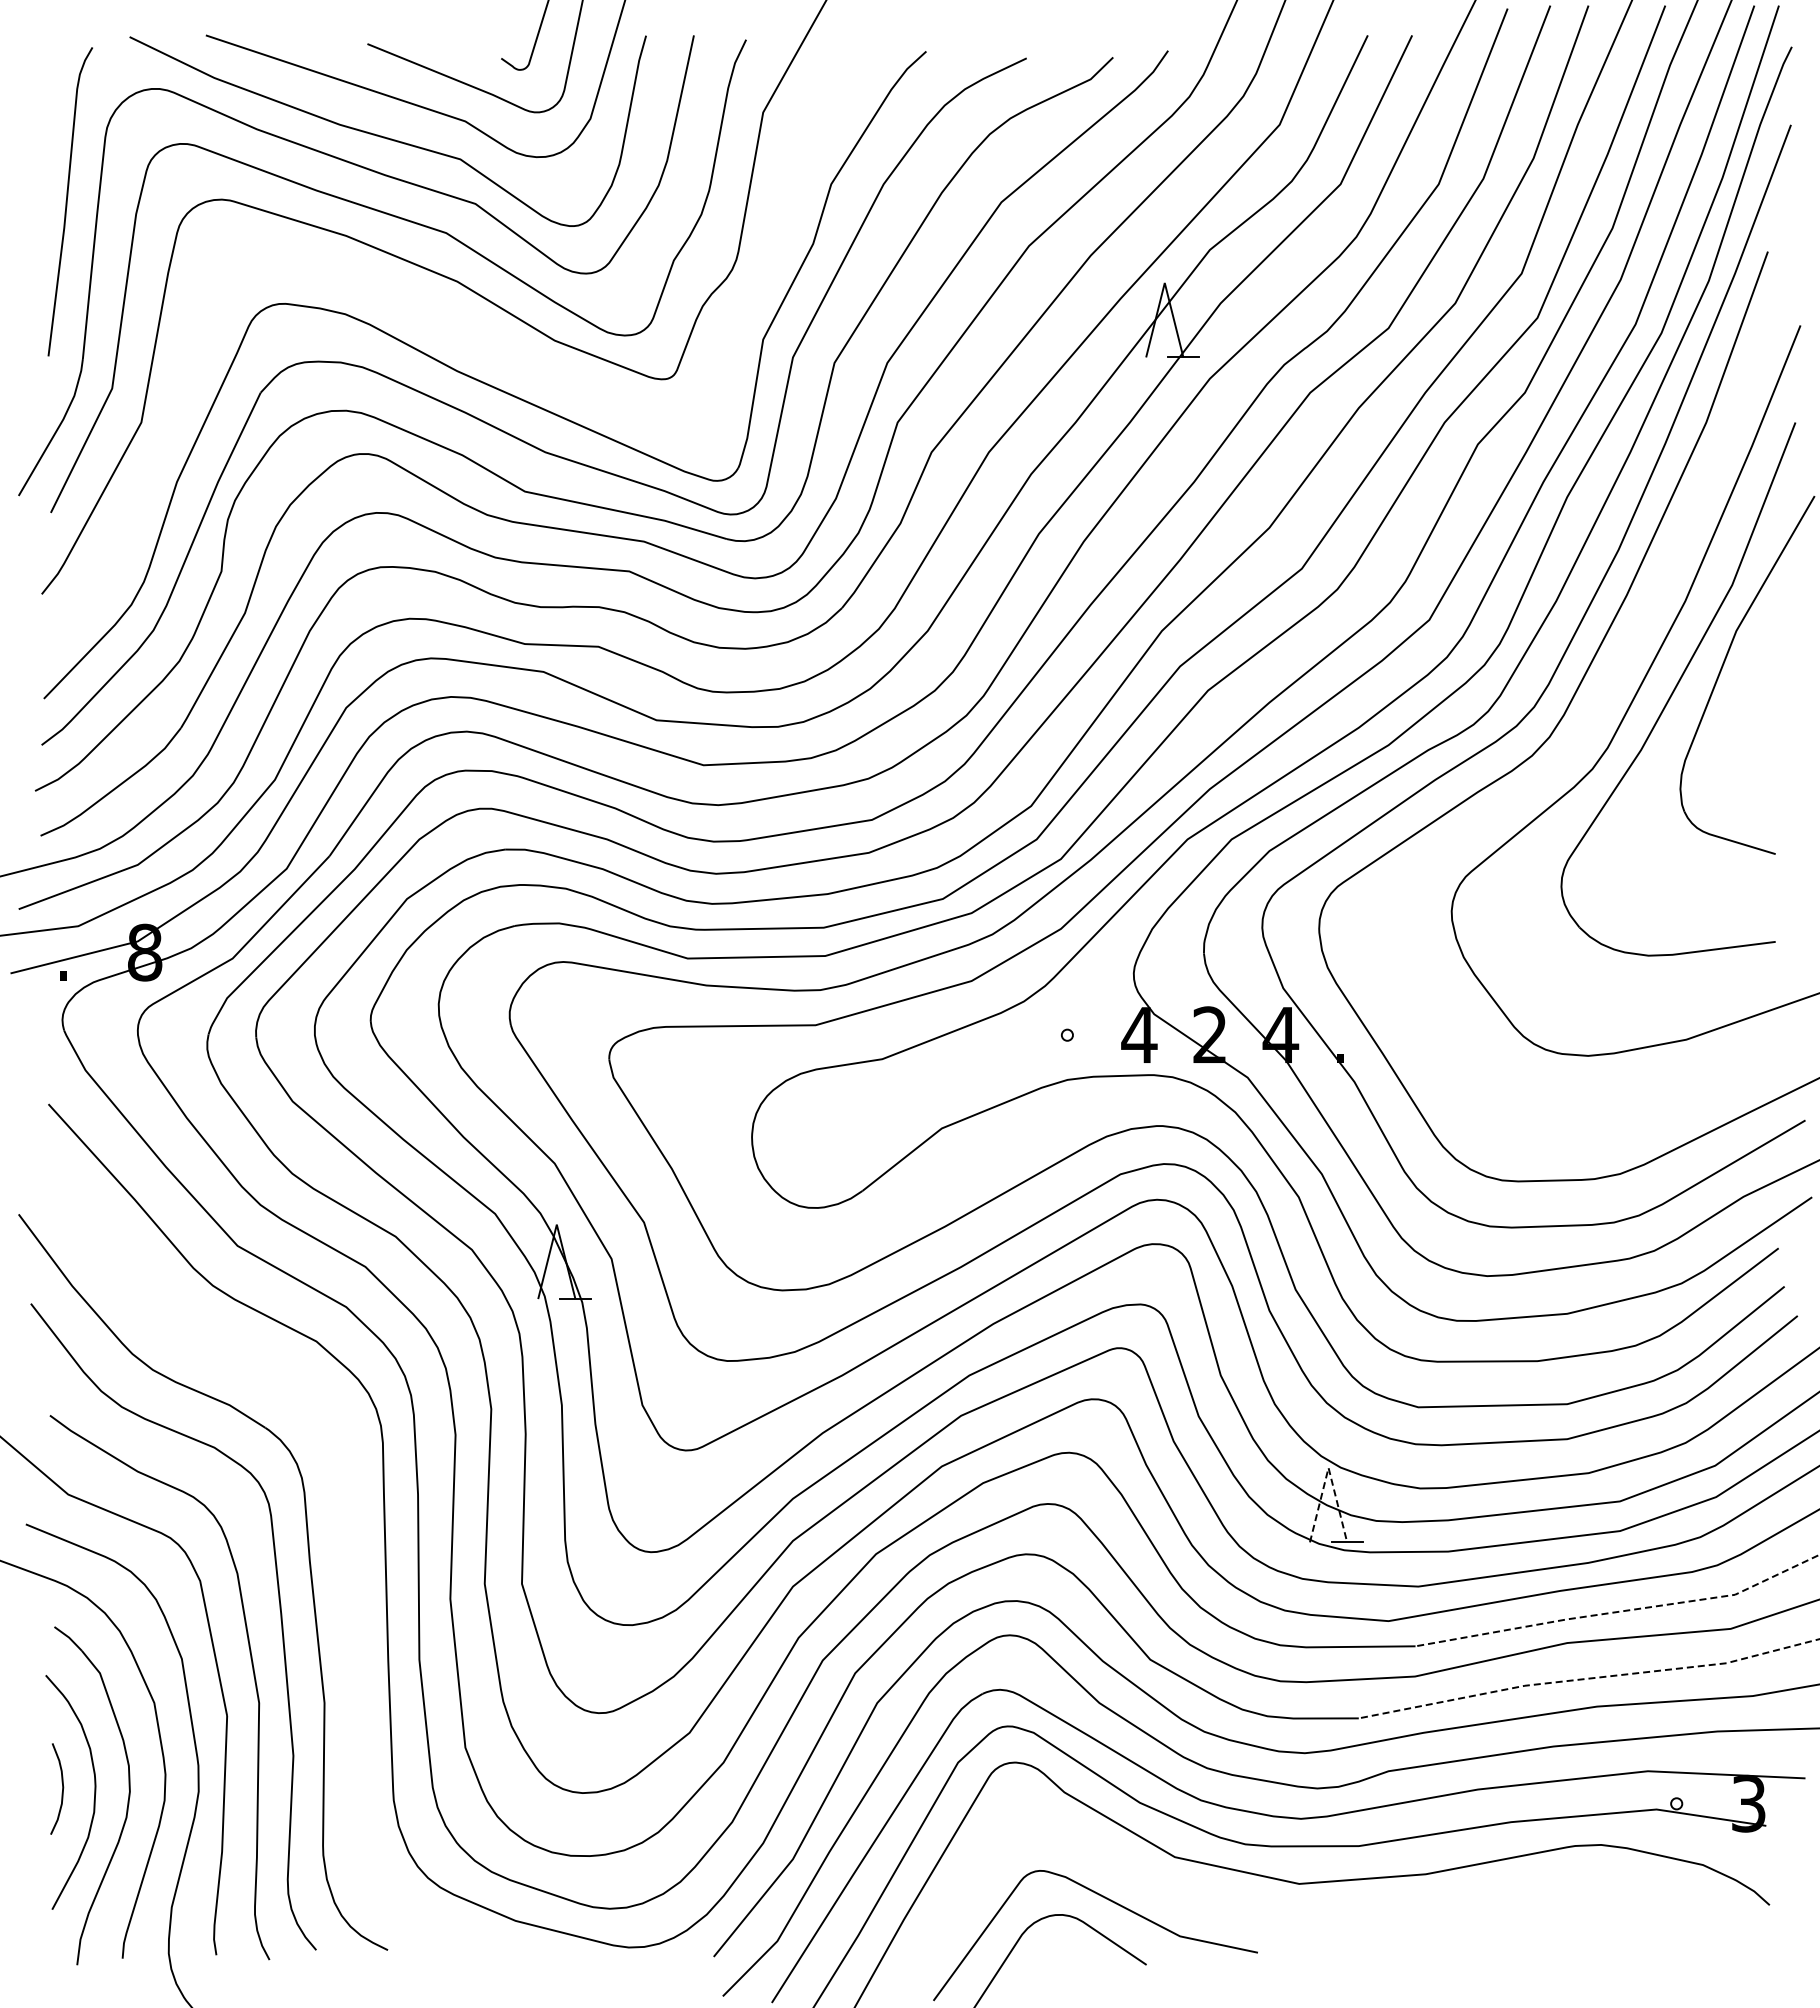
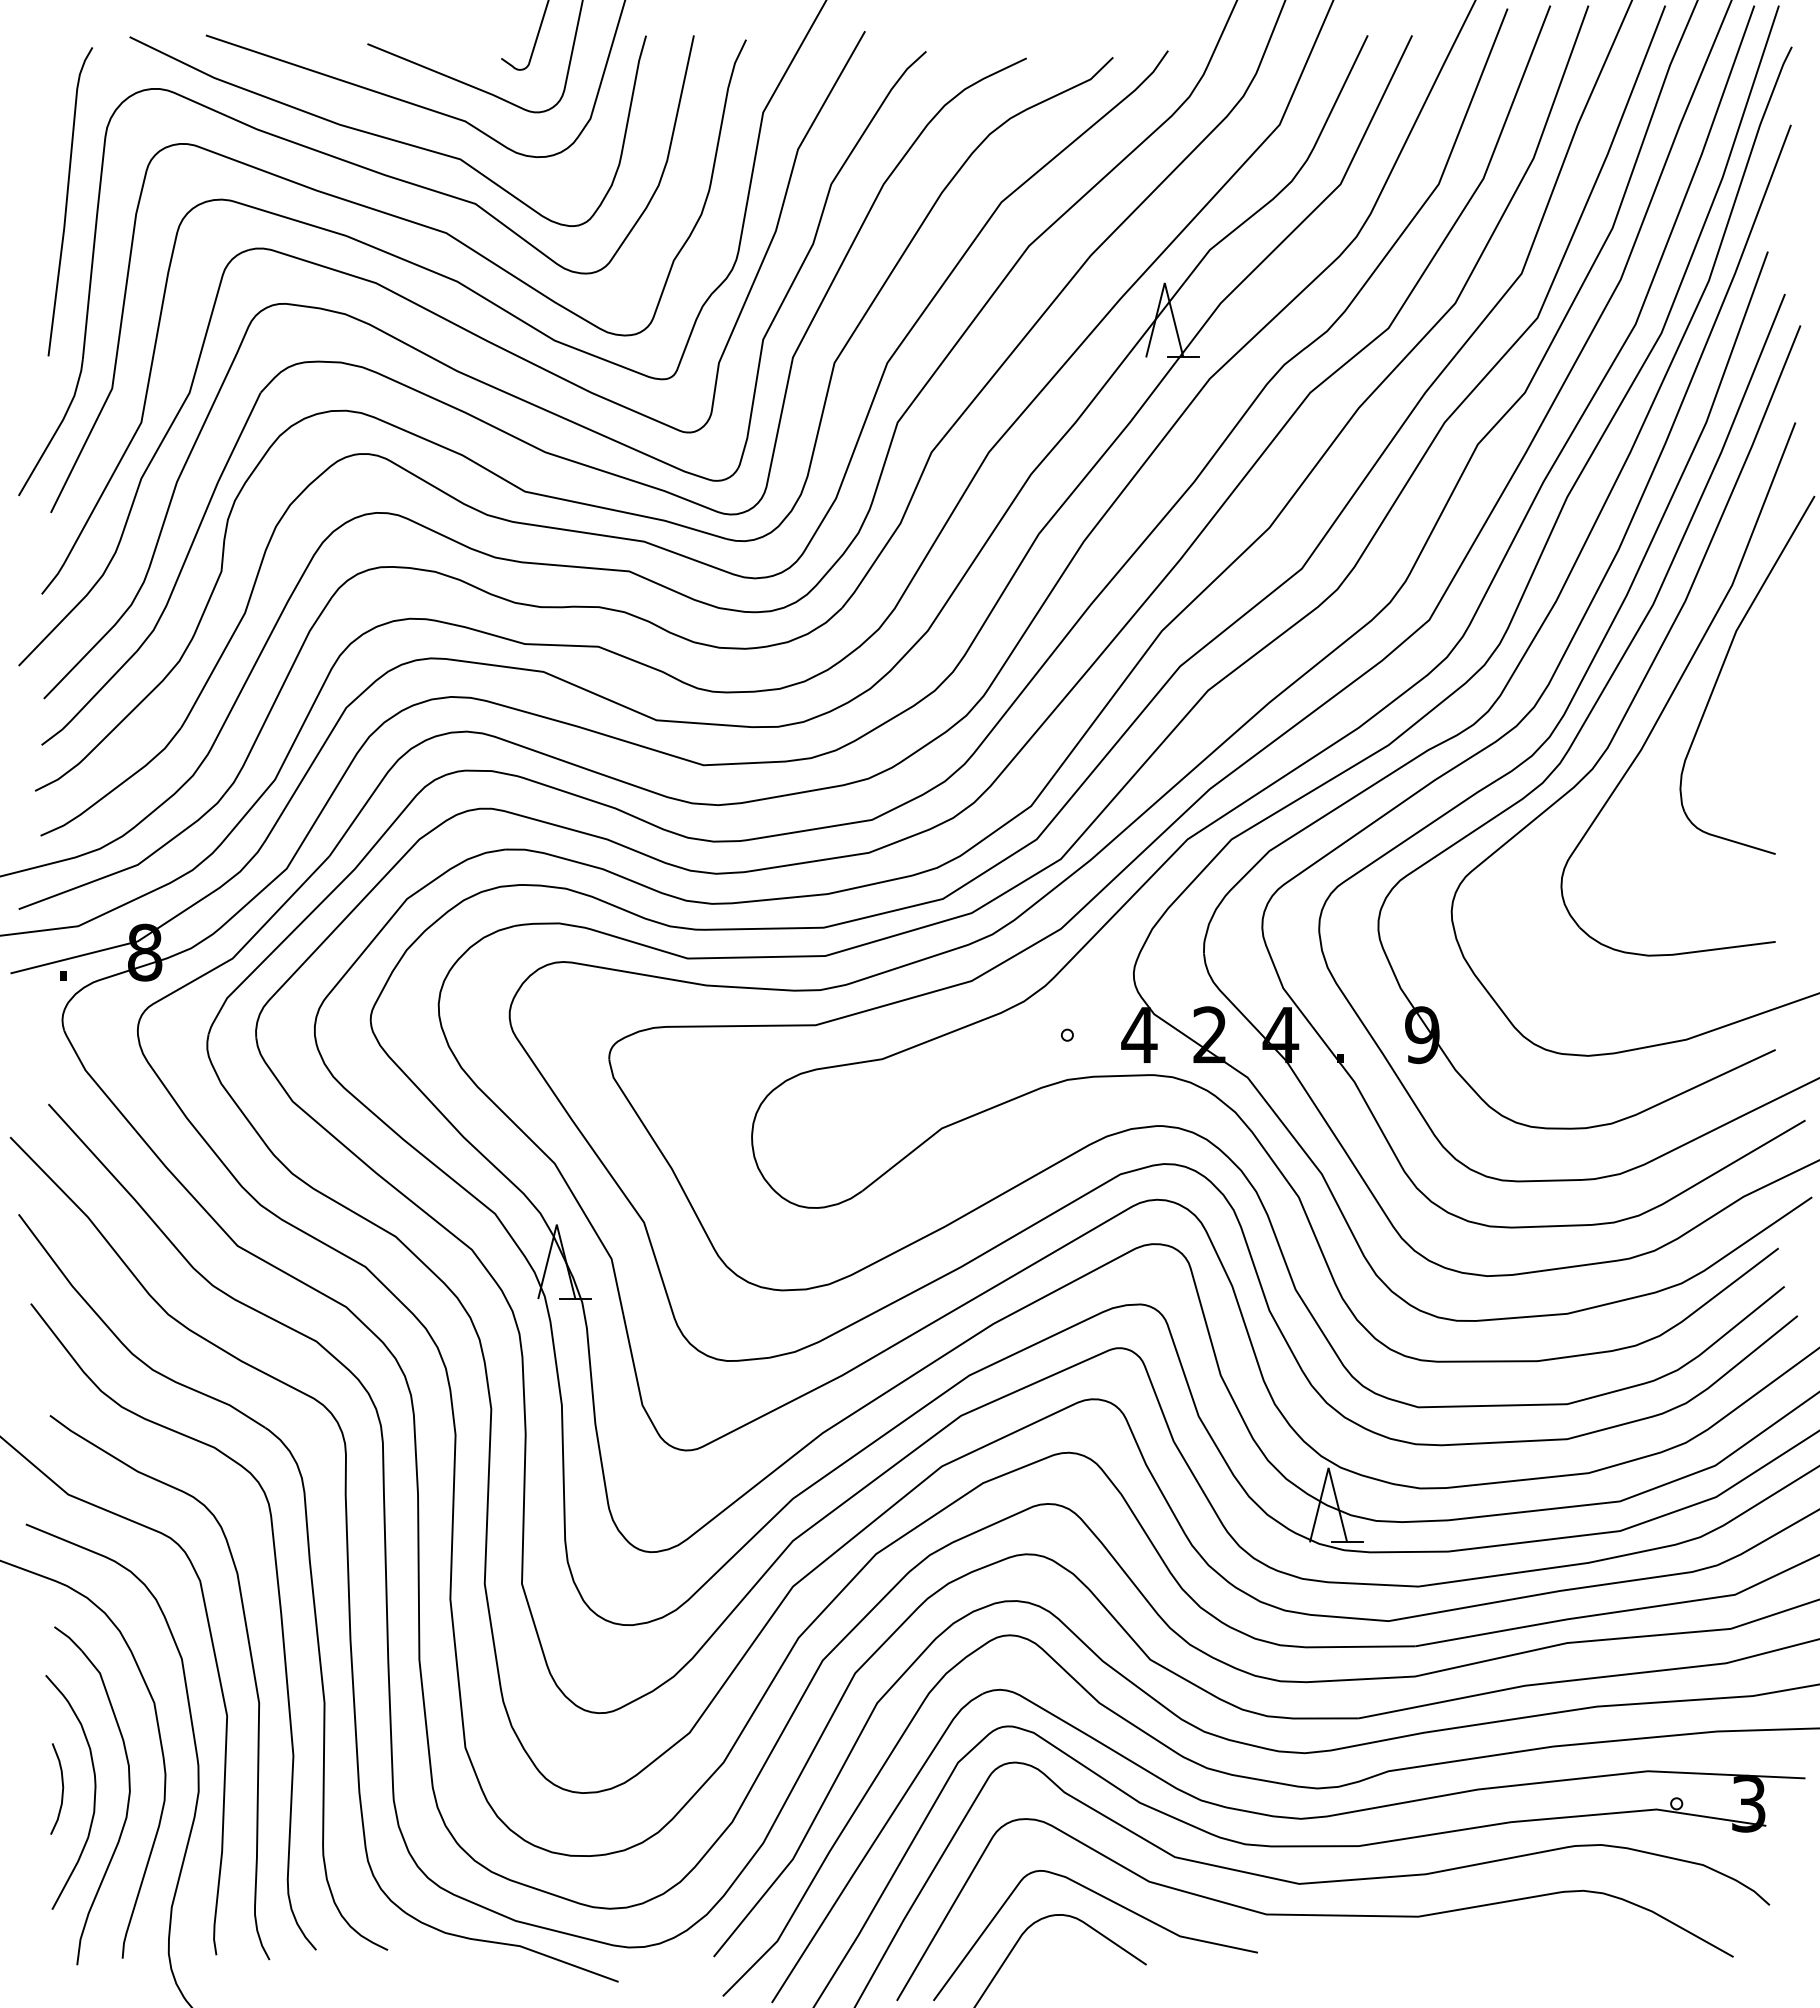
part: none -> present (456, 326)
part: none -> present (1587, 715)
line: dashed -> solid (1328, 1467)
curve: none -> present (346, 1559)
line: dashed -> solid (1620, 1611)
line: dashed -> solid (1589, 1678)
curve: none -> present (1314, 1914)
